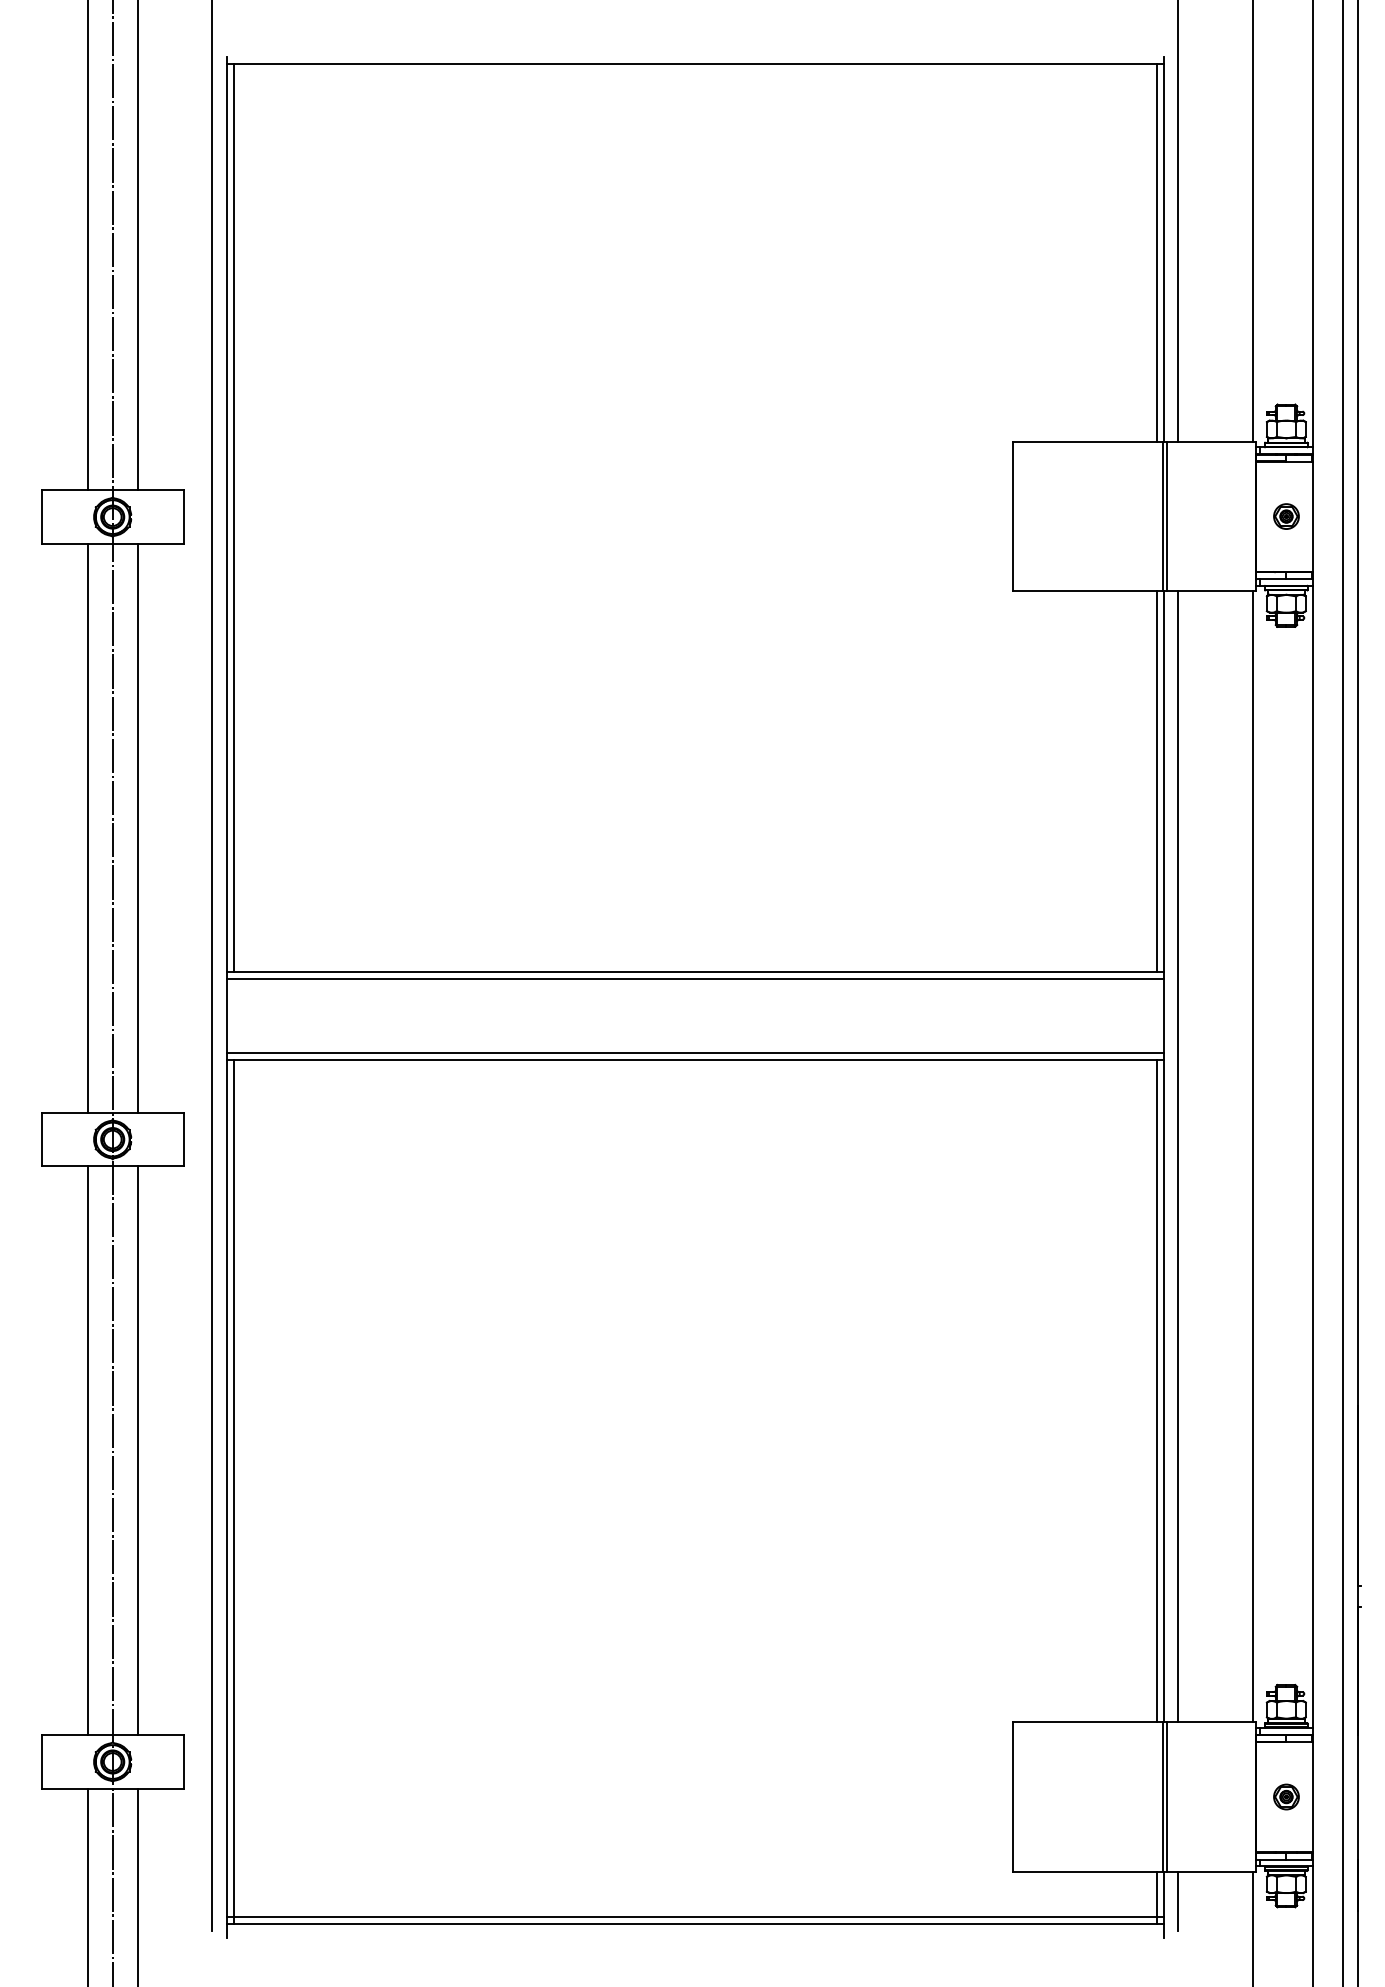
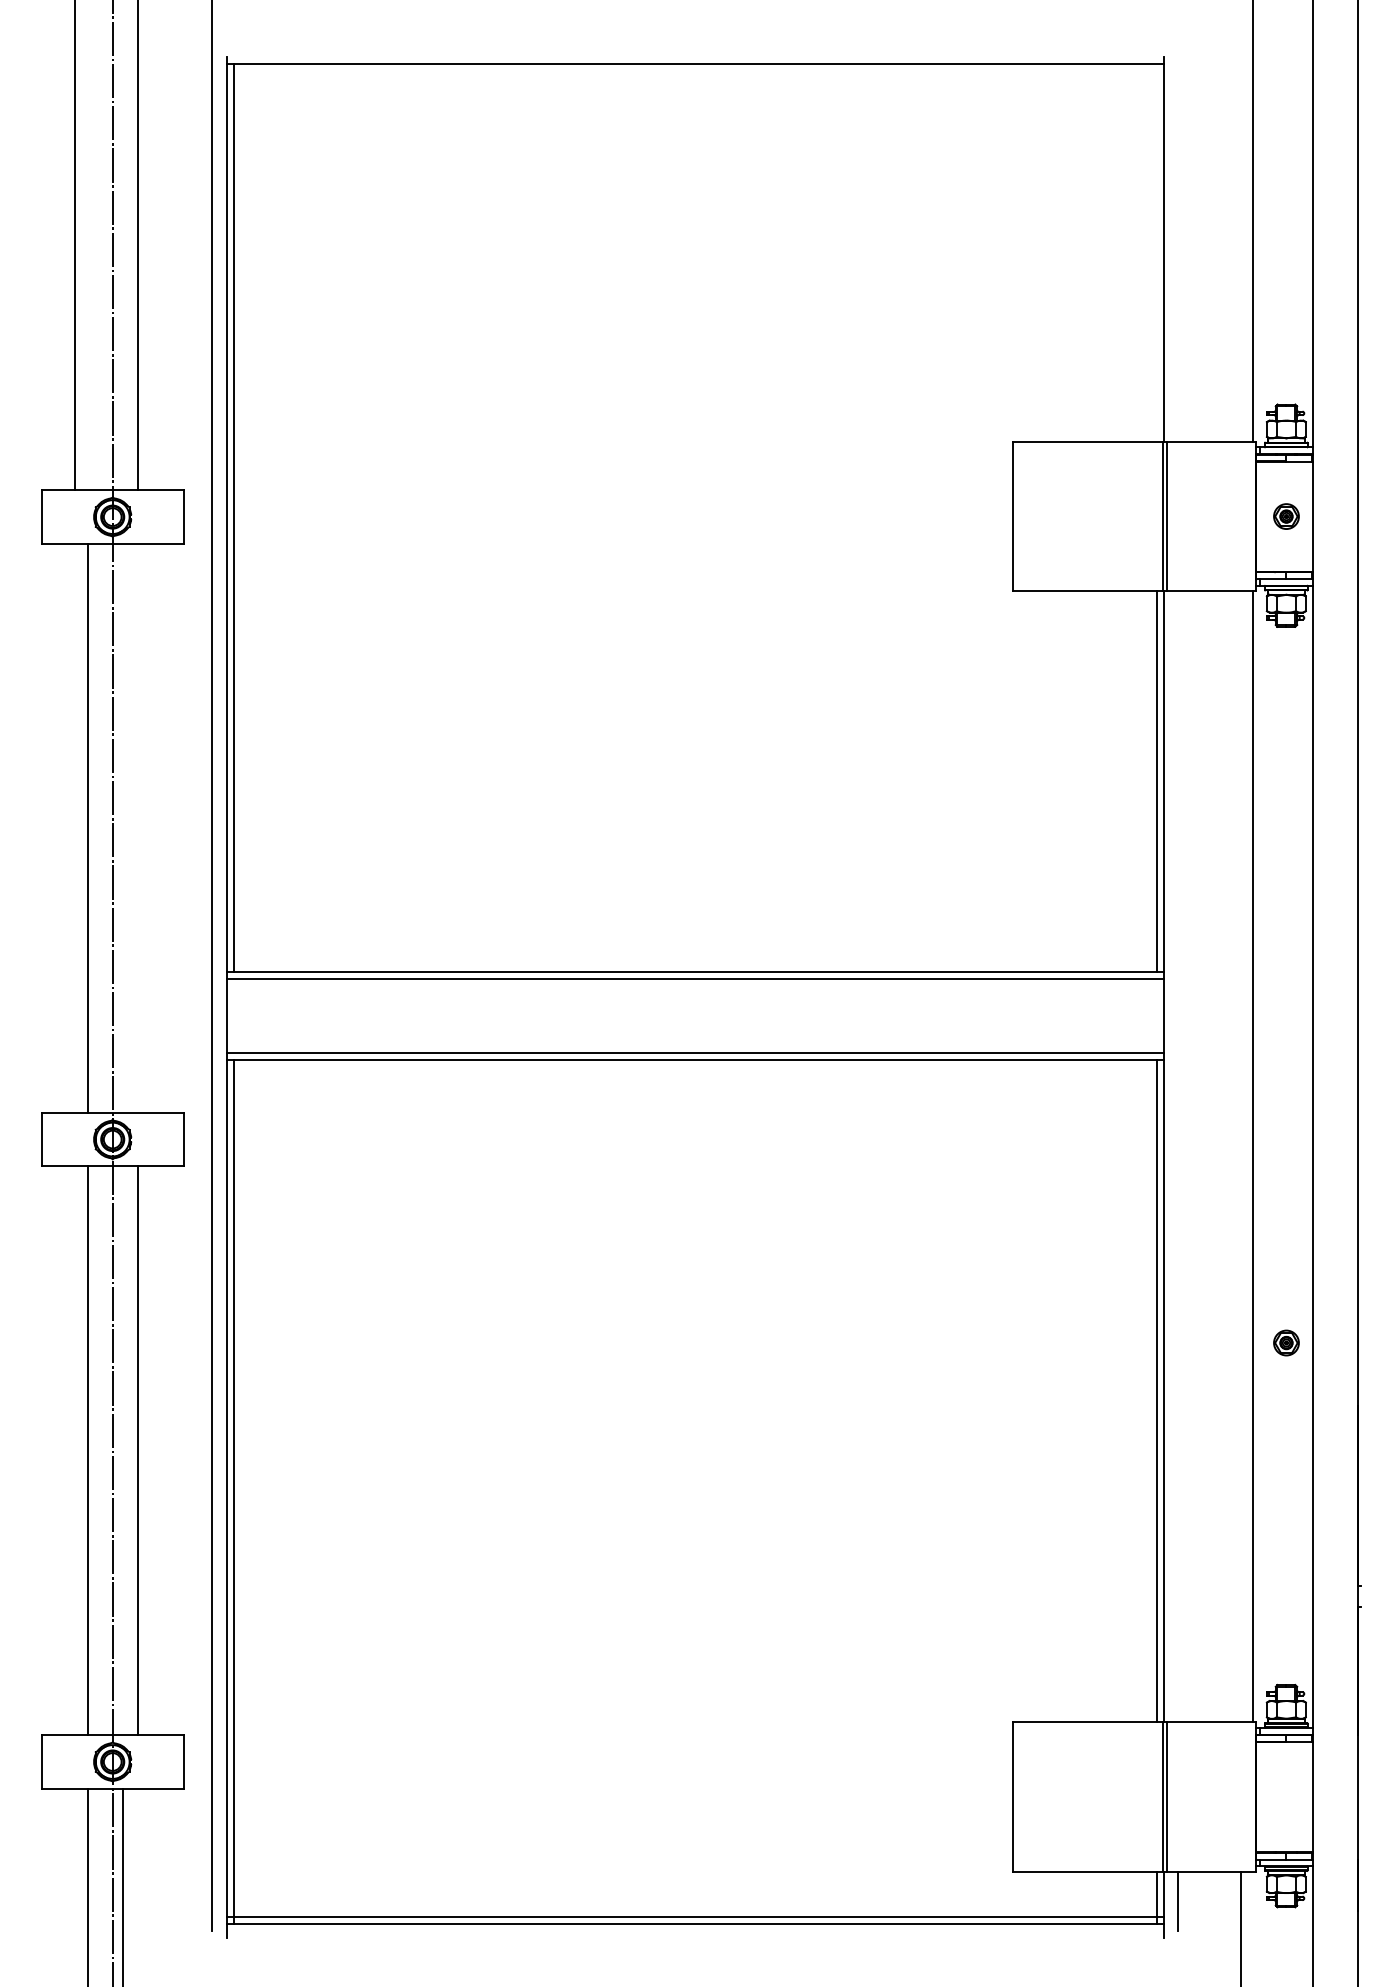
line: present -> none (1178, 221)
line position: (87, 246) -> (74, 246) (74, 246)
line: present -> none (1156, 252)
line: present -> none (137, 827)
line: present -> none (1343, 992)
line: present -> none (1178, 1156)
part position: (1286, 1796) -> (1286, 1342) (1286, 1342)
line position: (137, 1885) -> (122, 1885) (122, 1885)
line position: (1252, 1927) -> (1240, 1927) (1240, 1927)
